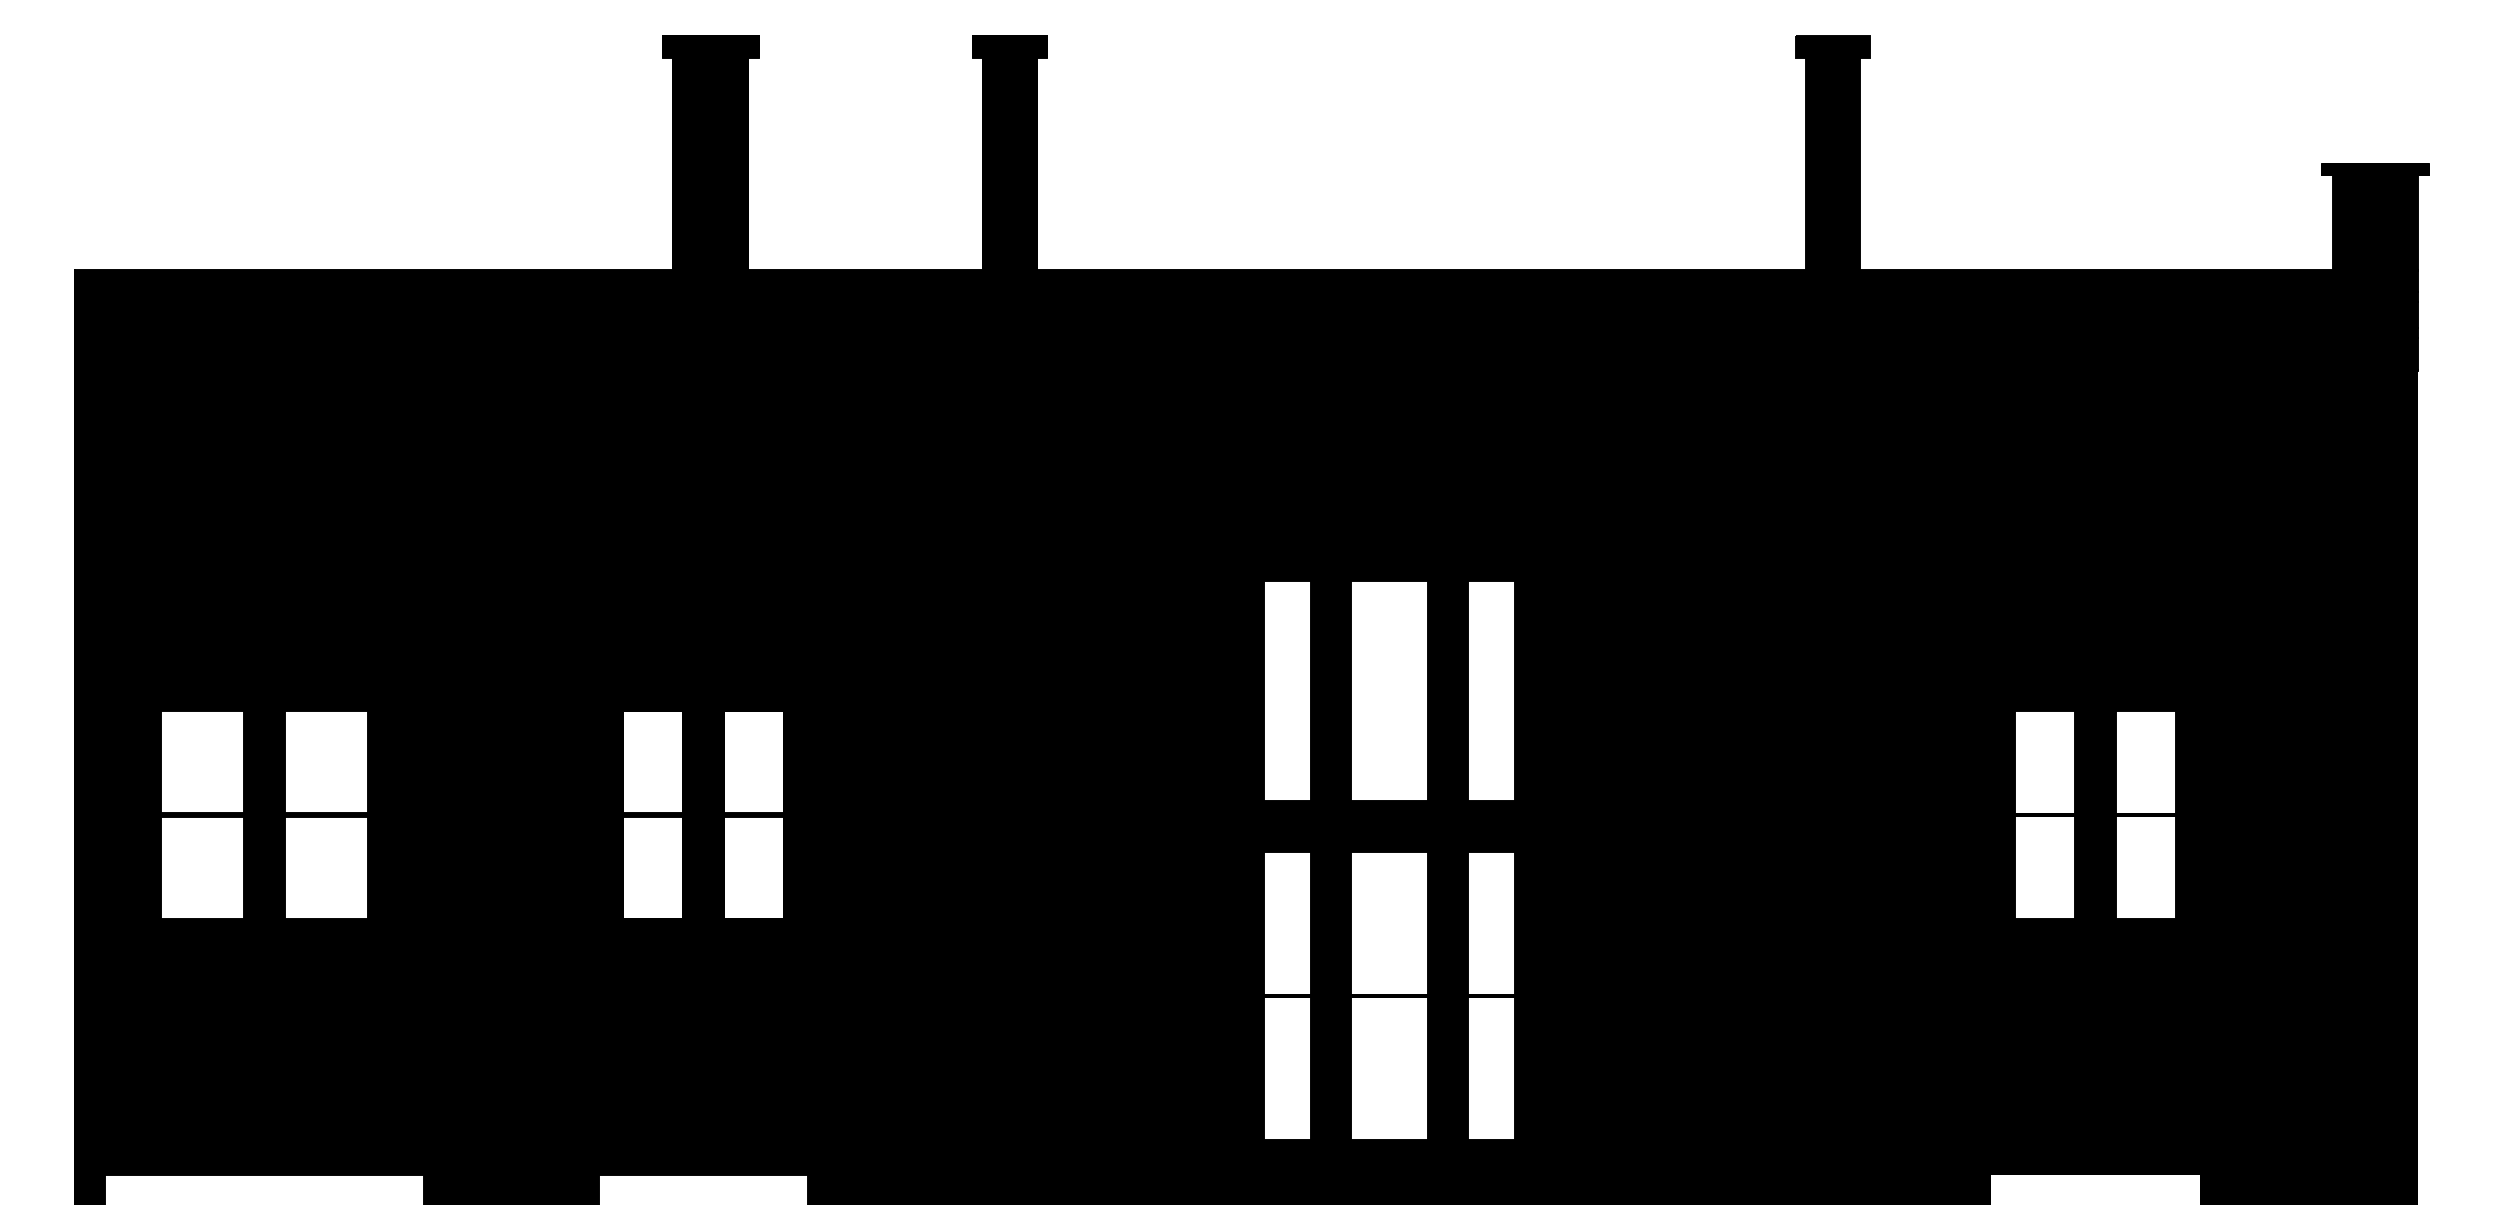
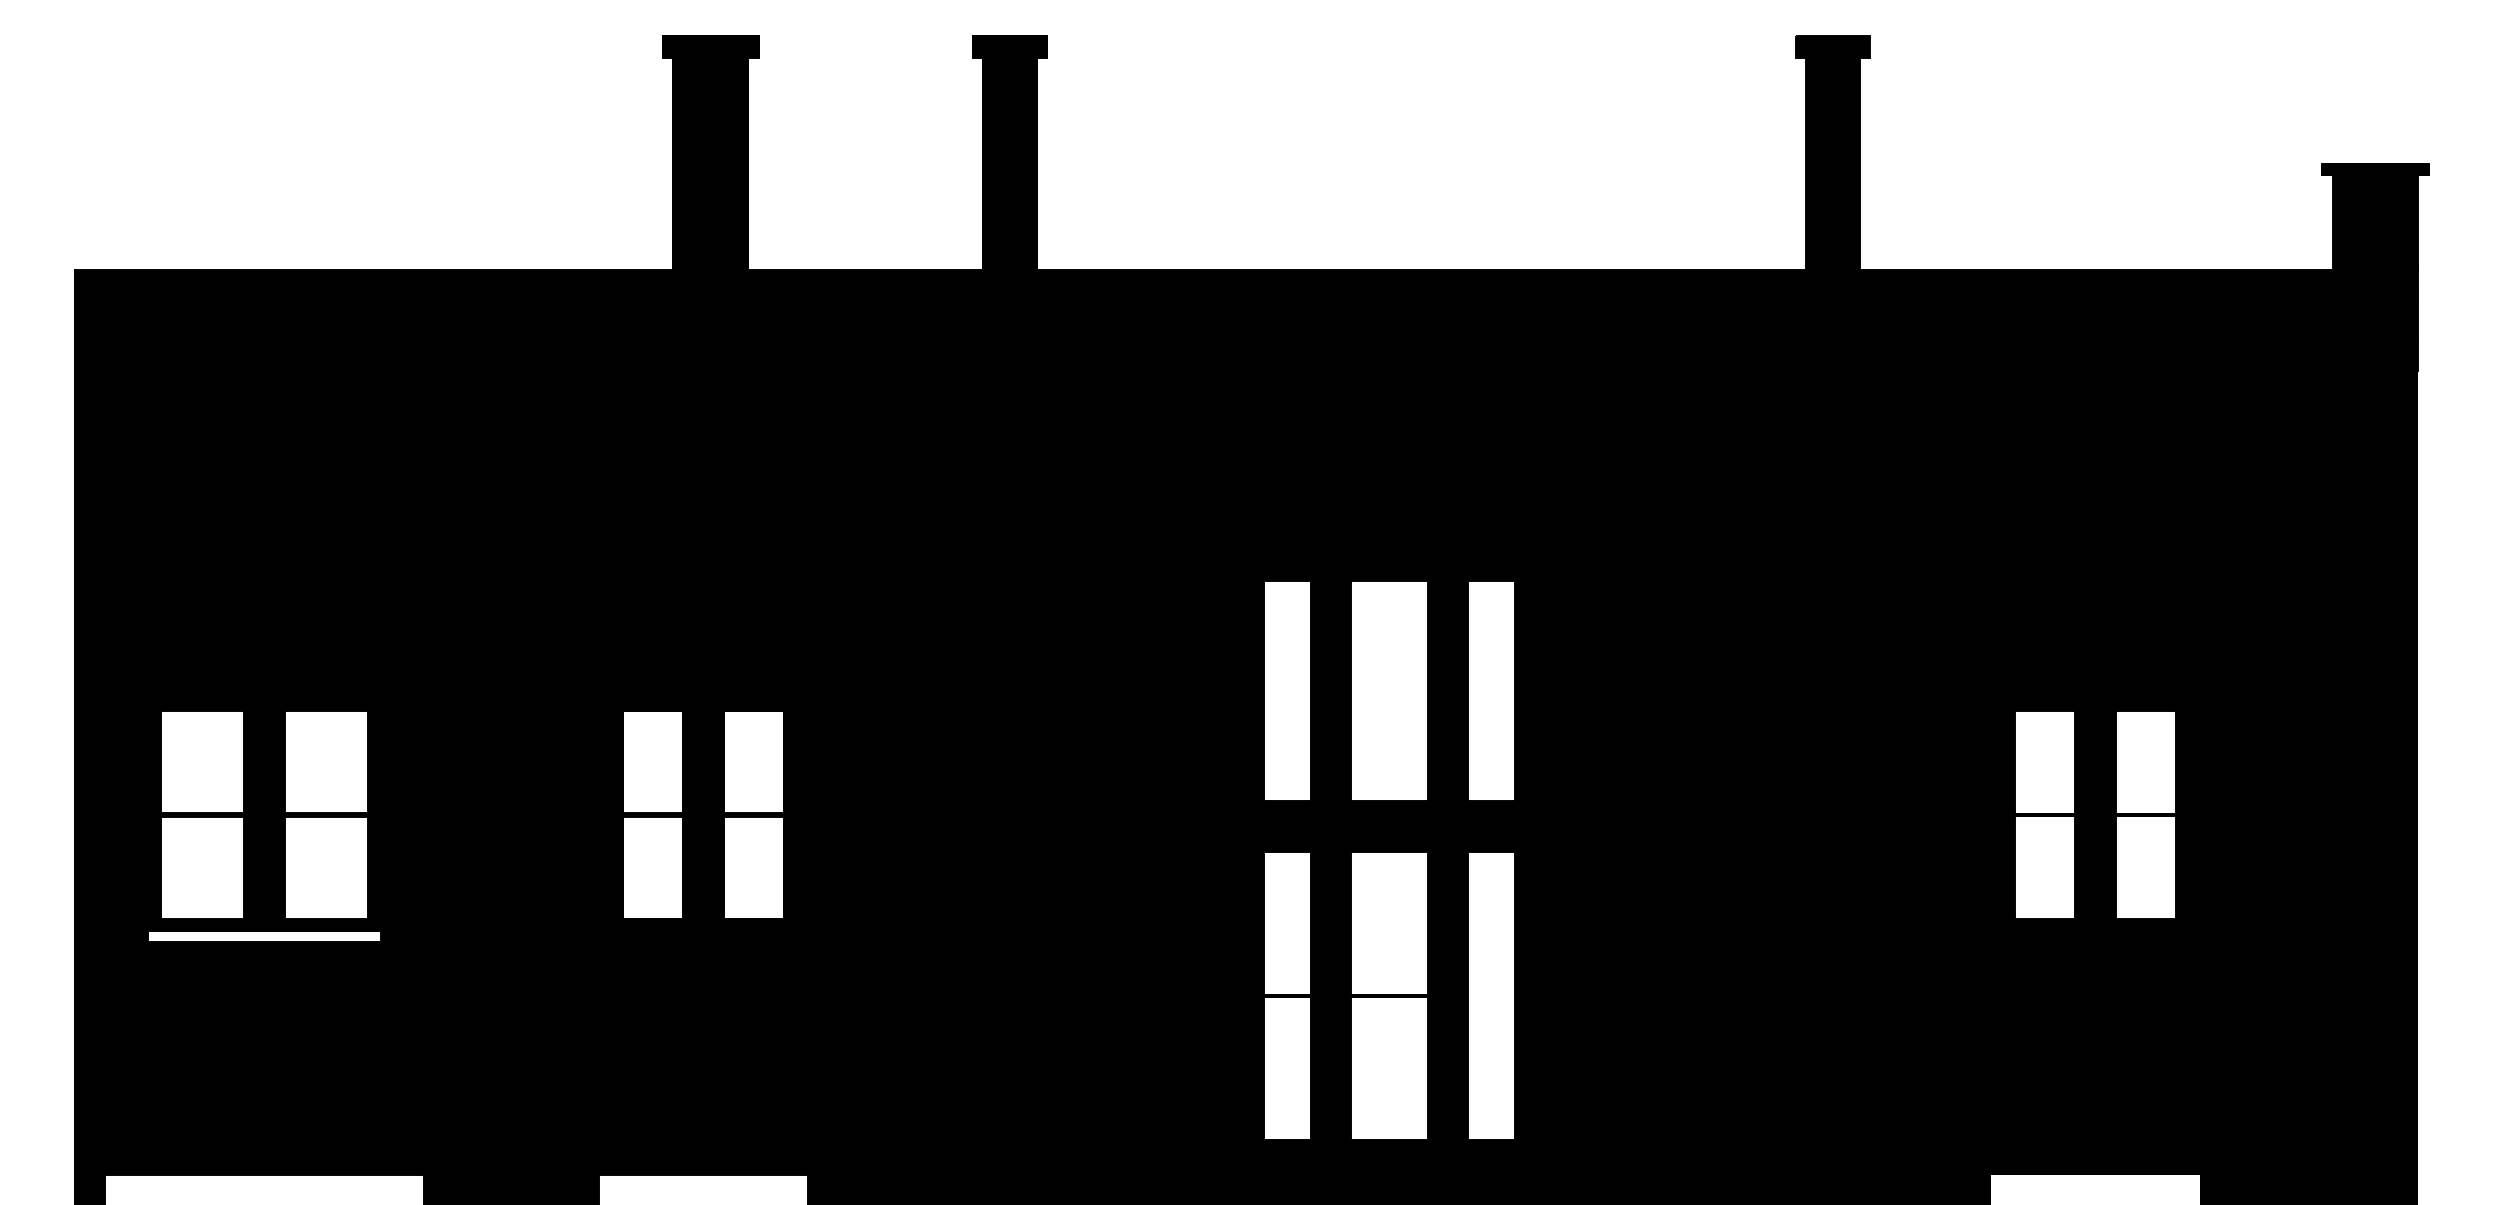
fill: present -> none (264, 936)
fill: present -> none (1491, 995)
